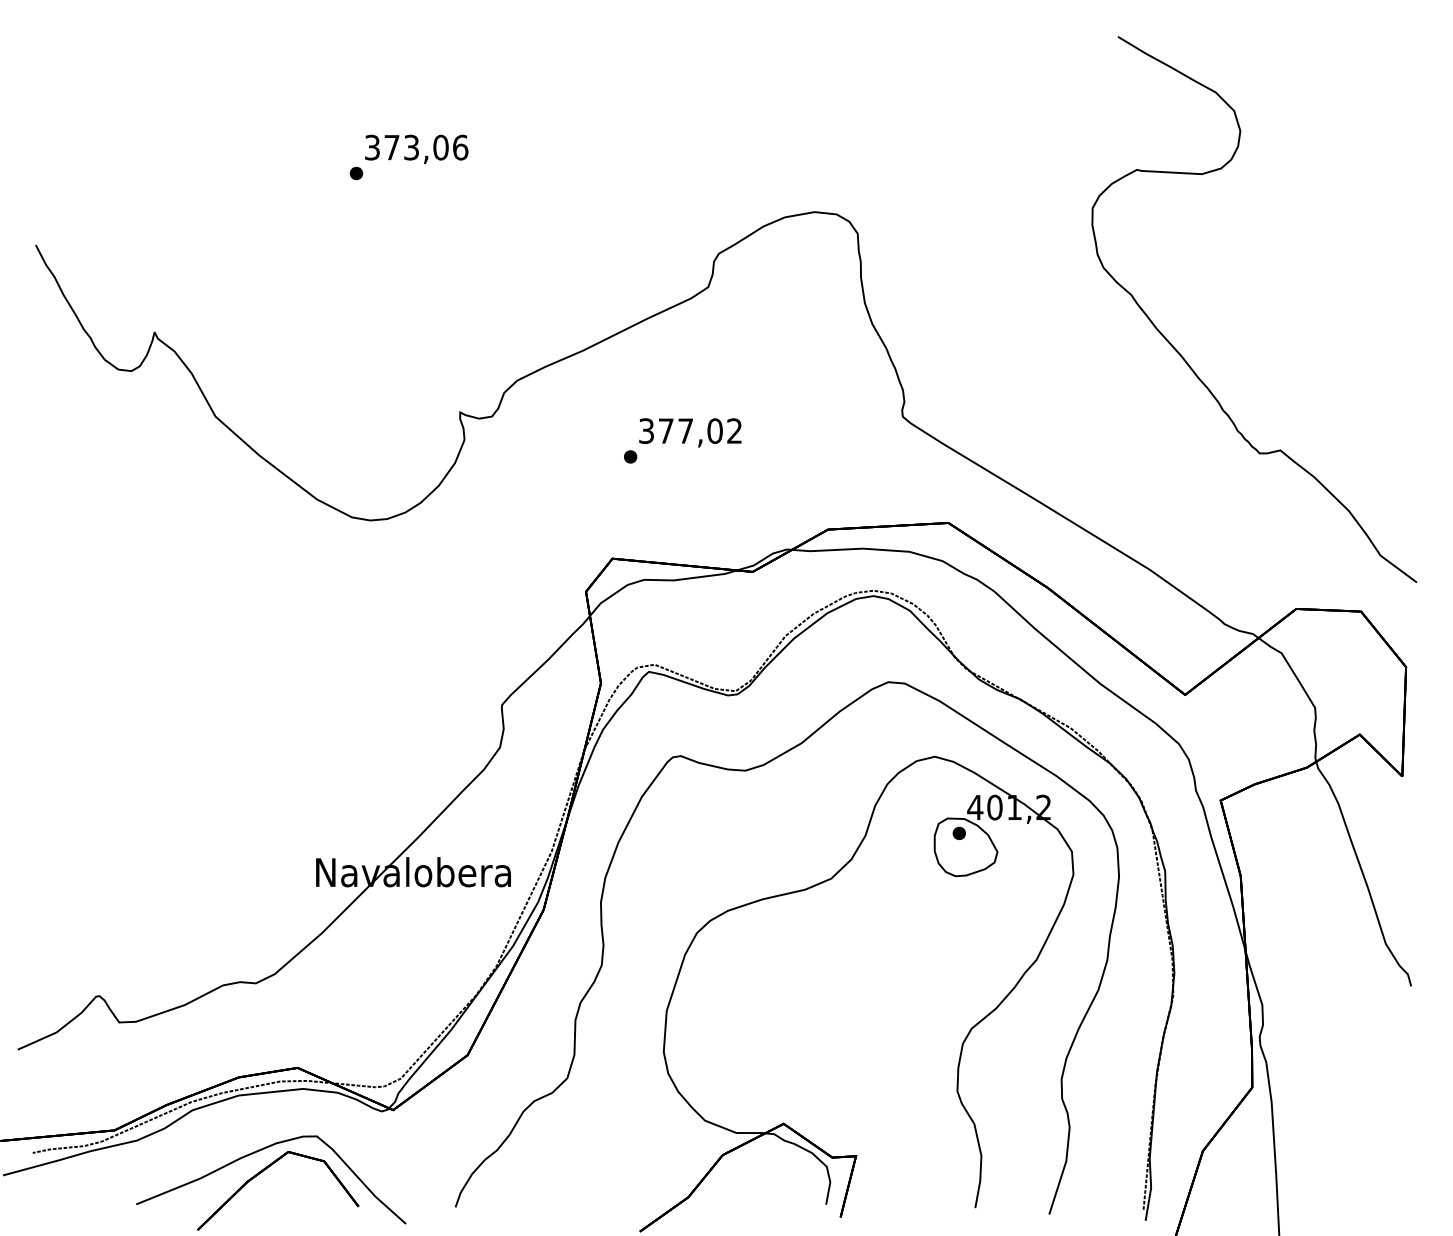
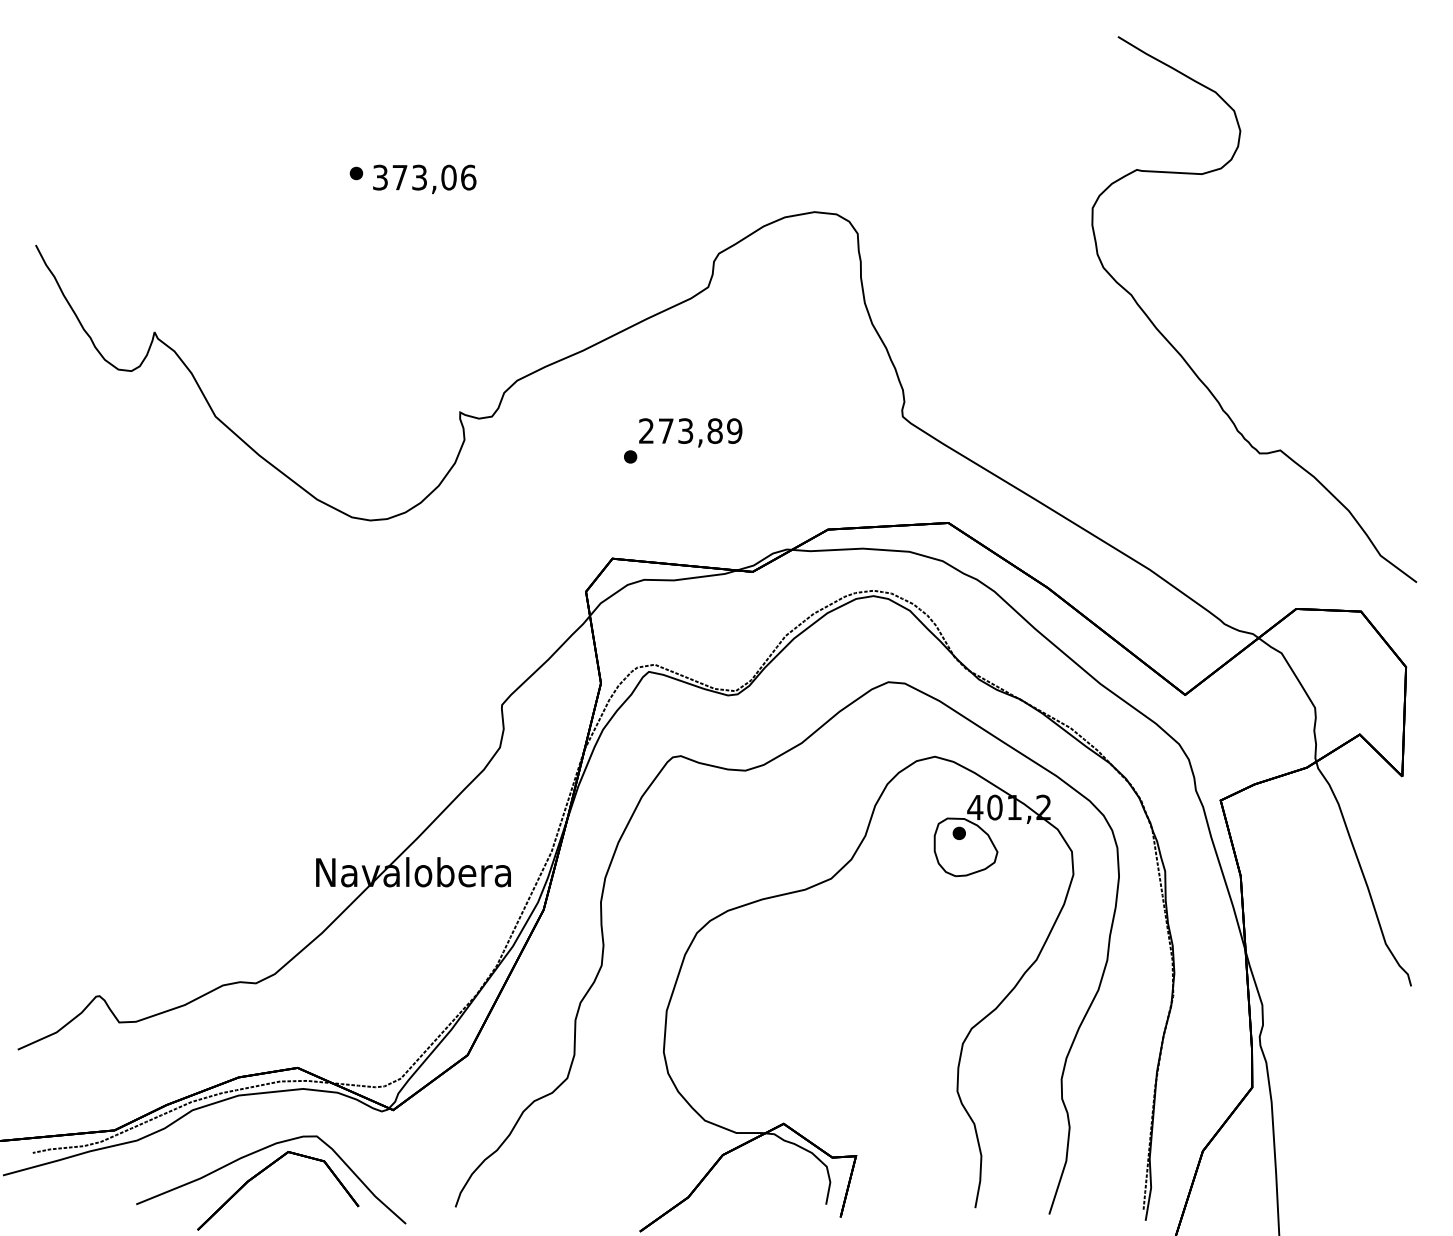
text position: (416, 148) -> (424, 178) (424, 178)
text: 377,02 -> 273,89 (690, 430)
